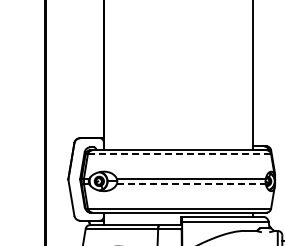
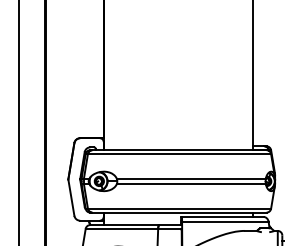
line: none -> present (18, 122)
line: dashed -> solid (179, 154)
line: dashed -> solid (191, 184)
